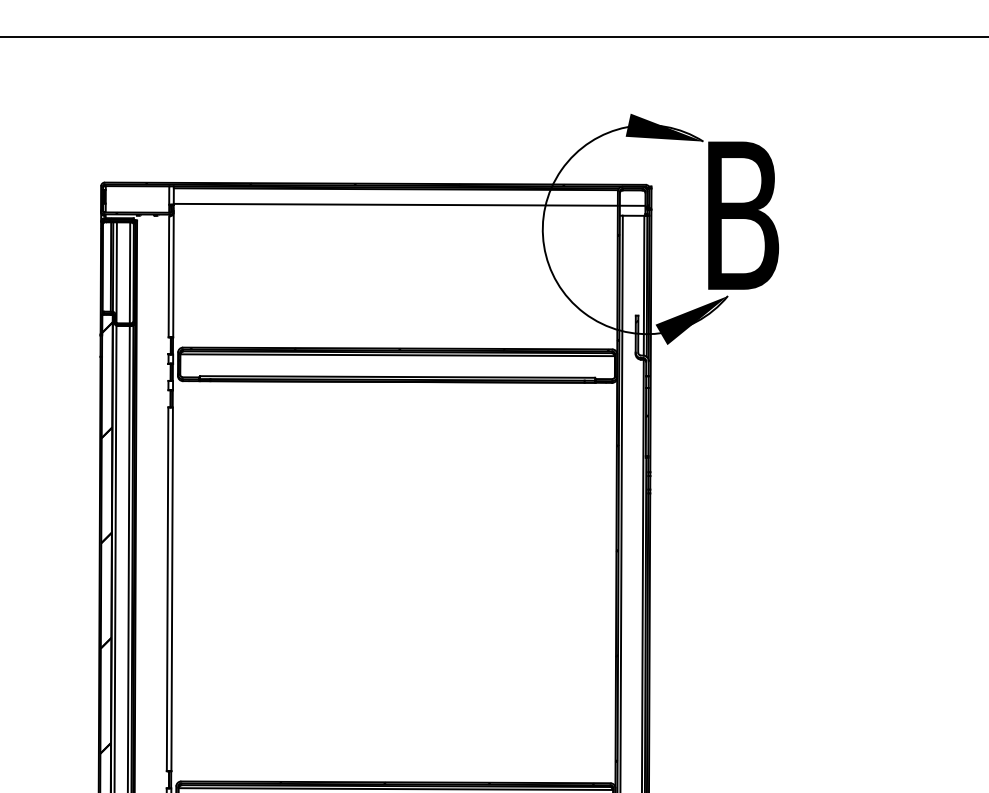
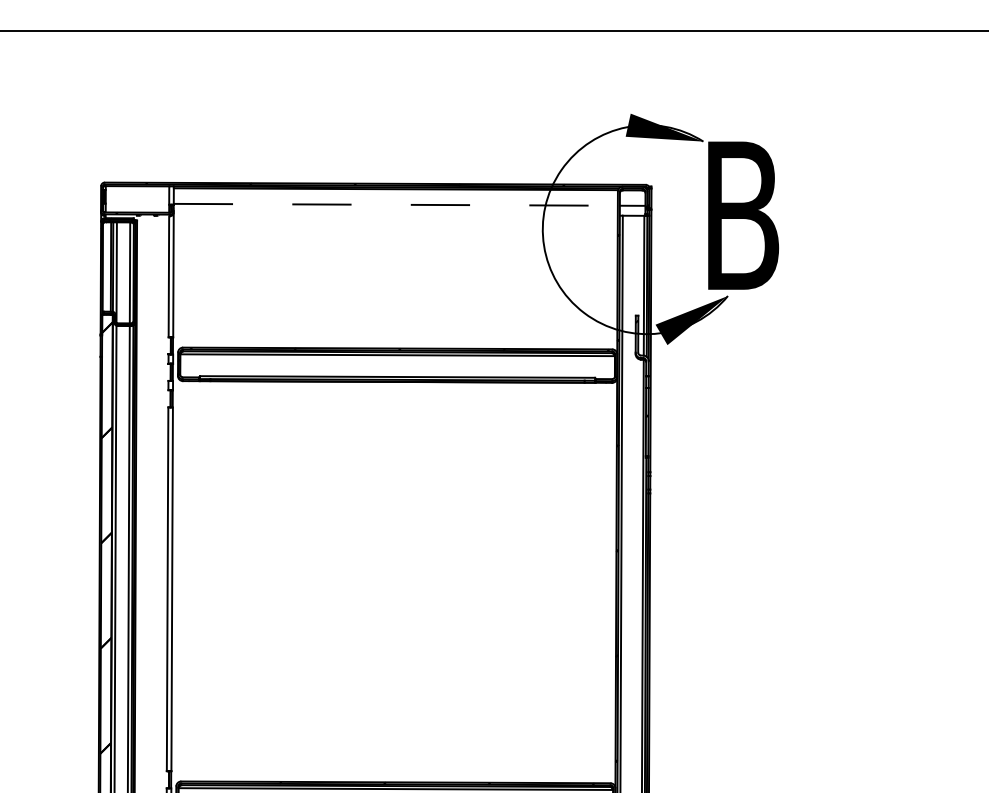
line position: (493, 36) -> (493, 30) (493, 30)
line: solid -> dashed (396, 204)
